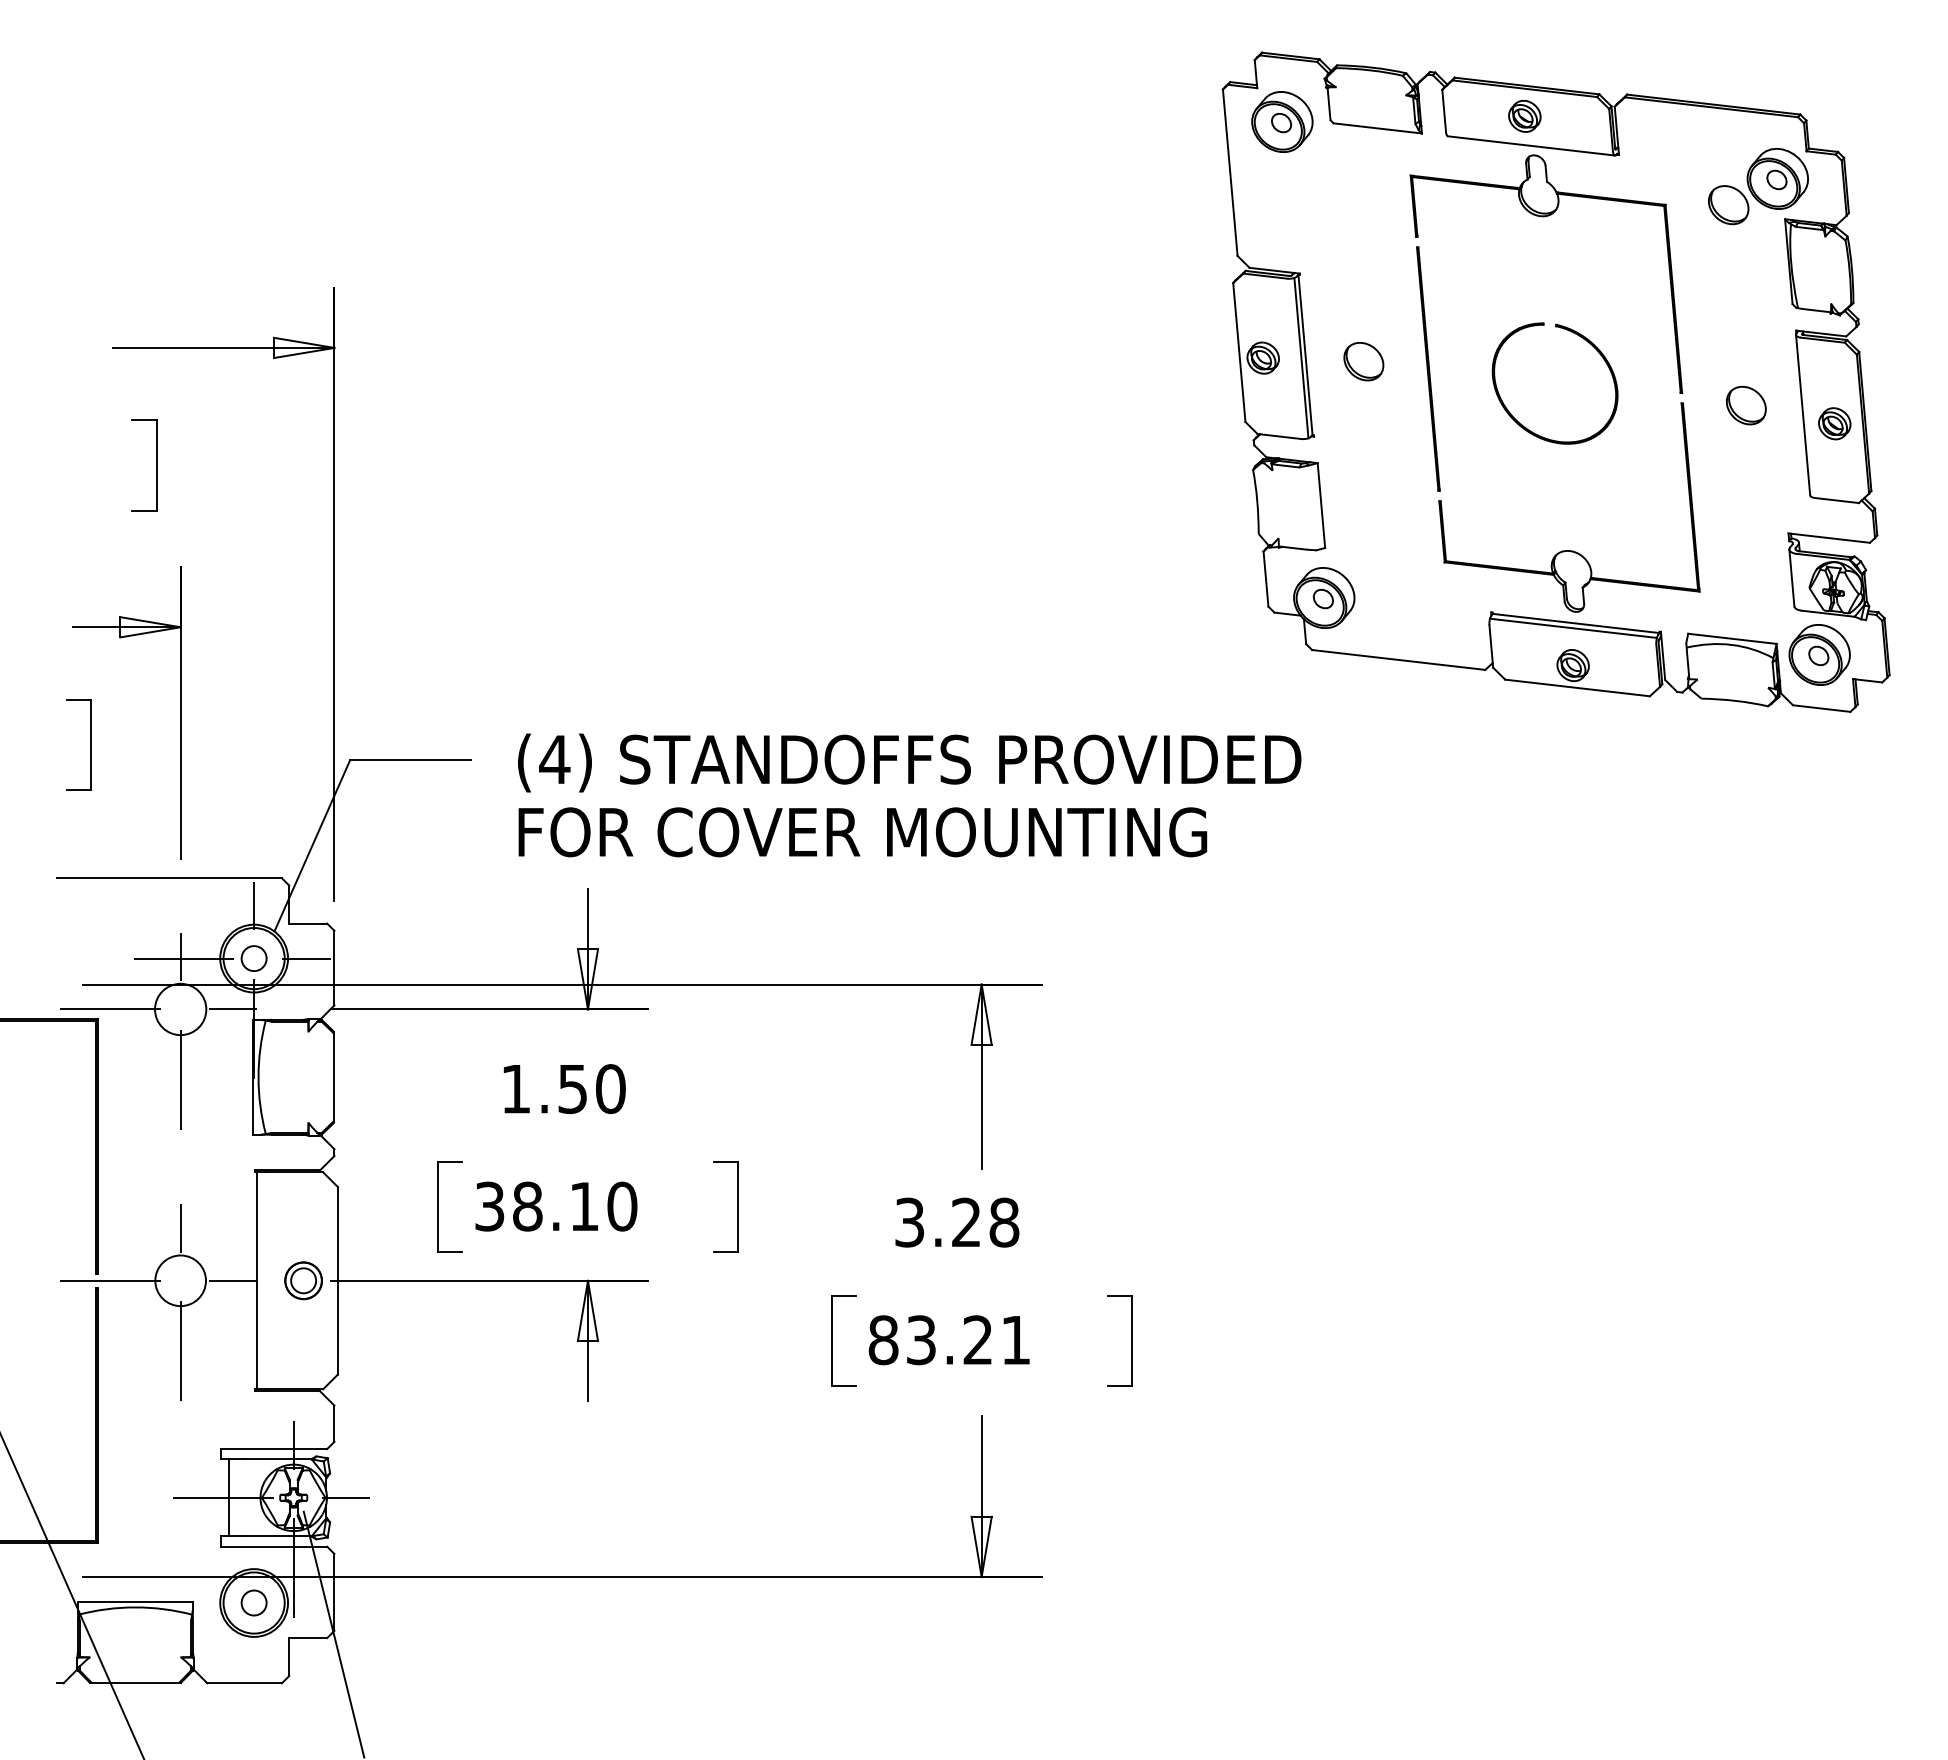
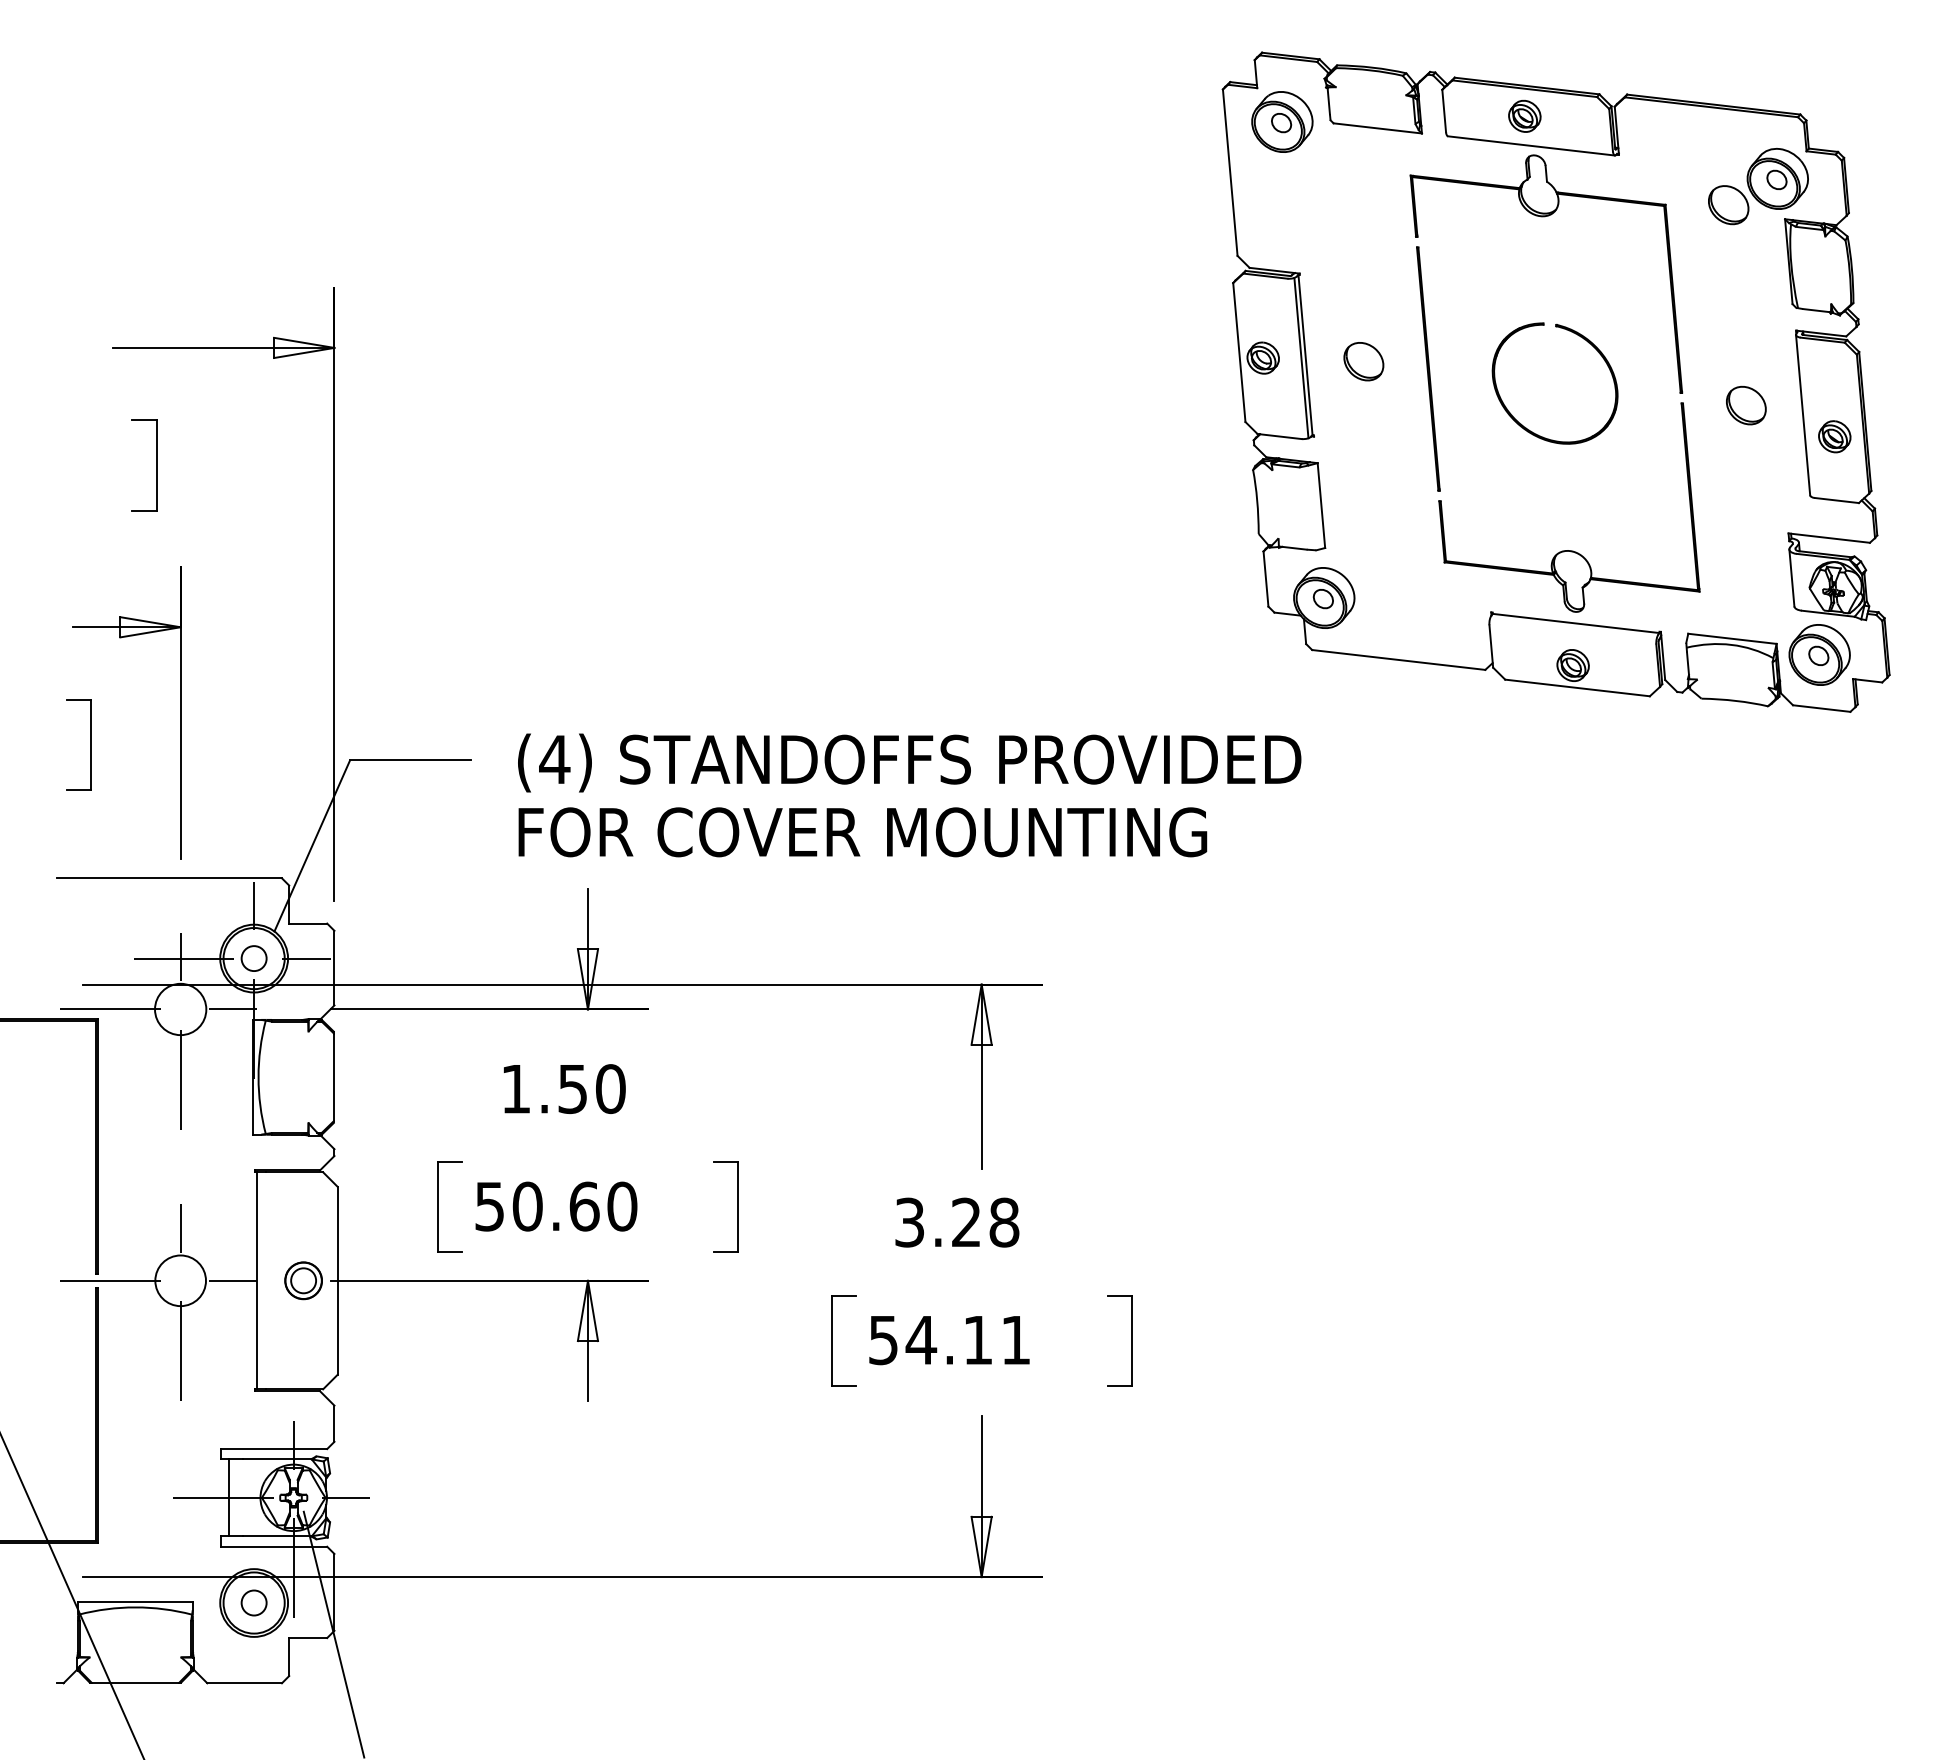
part position: (1834, 423) -> (1834, 436) (1834, 436)
line: present -> none (1573, 627)
text: 38.10 -> 50.60 (537, 1206)
text: 83.21 -> 54.11 (929, 1340)
